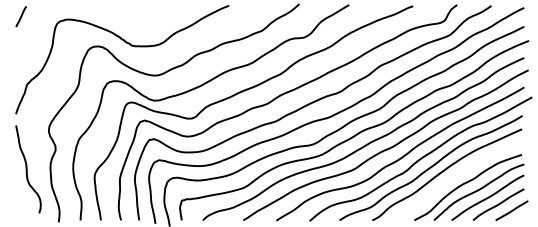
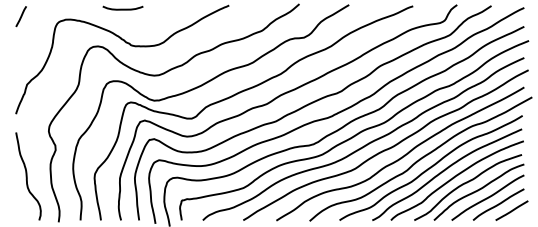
curve: none -> present (122, 8)
curve position: (27, 169) -> (27, 176) (27, 176)
curve: none -> present (454, 178)
